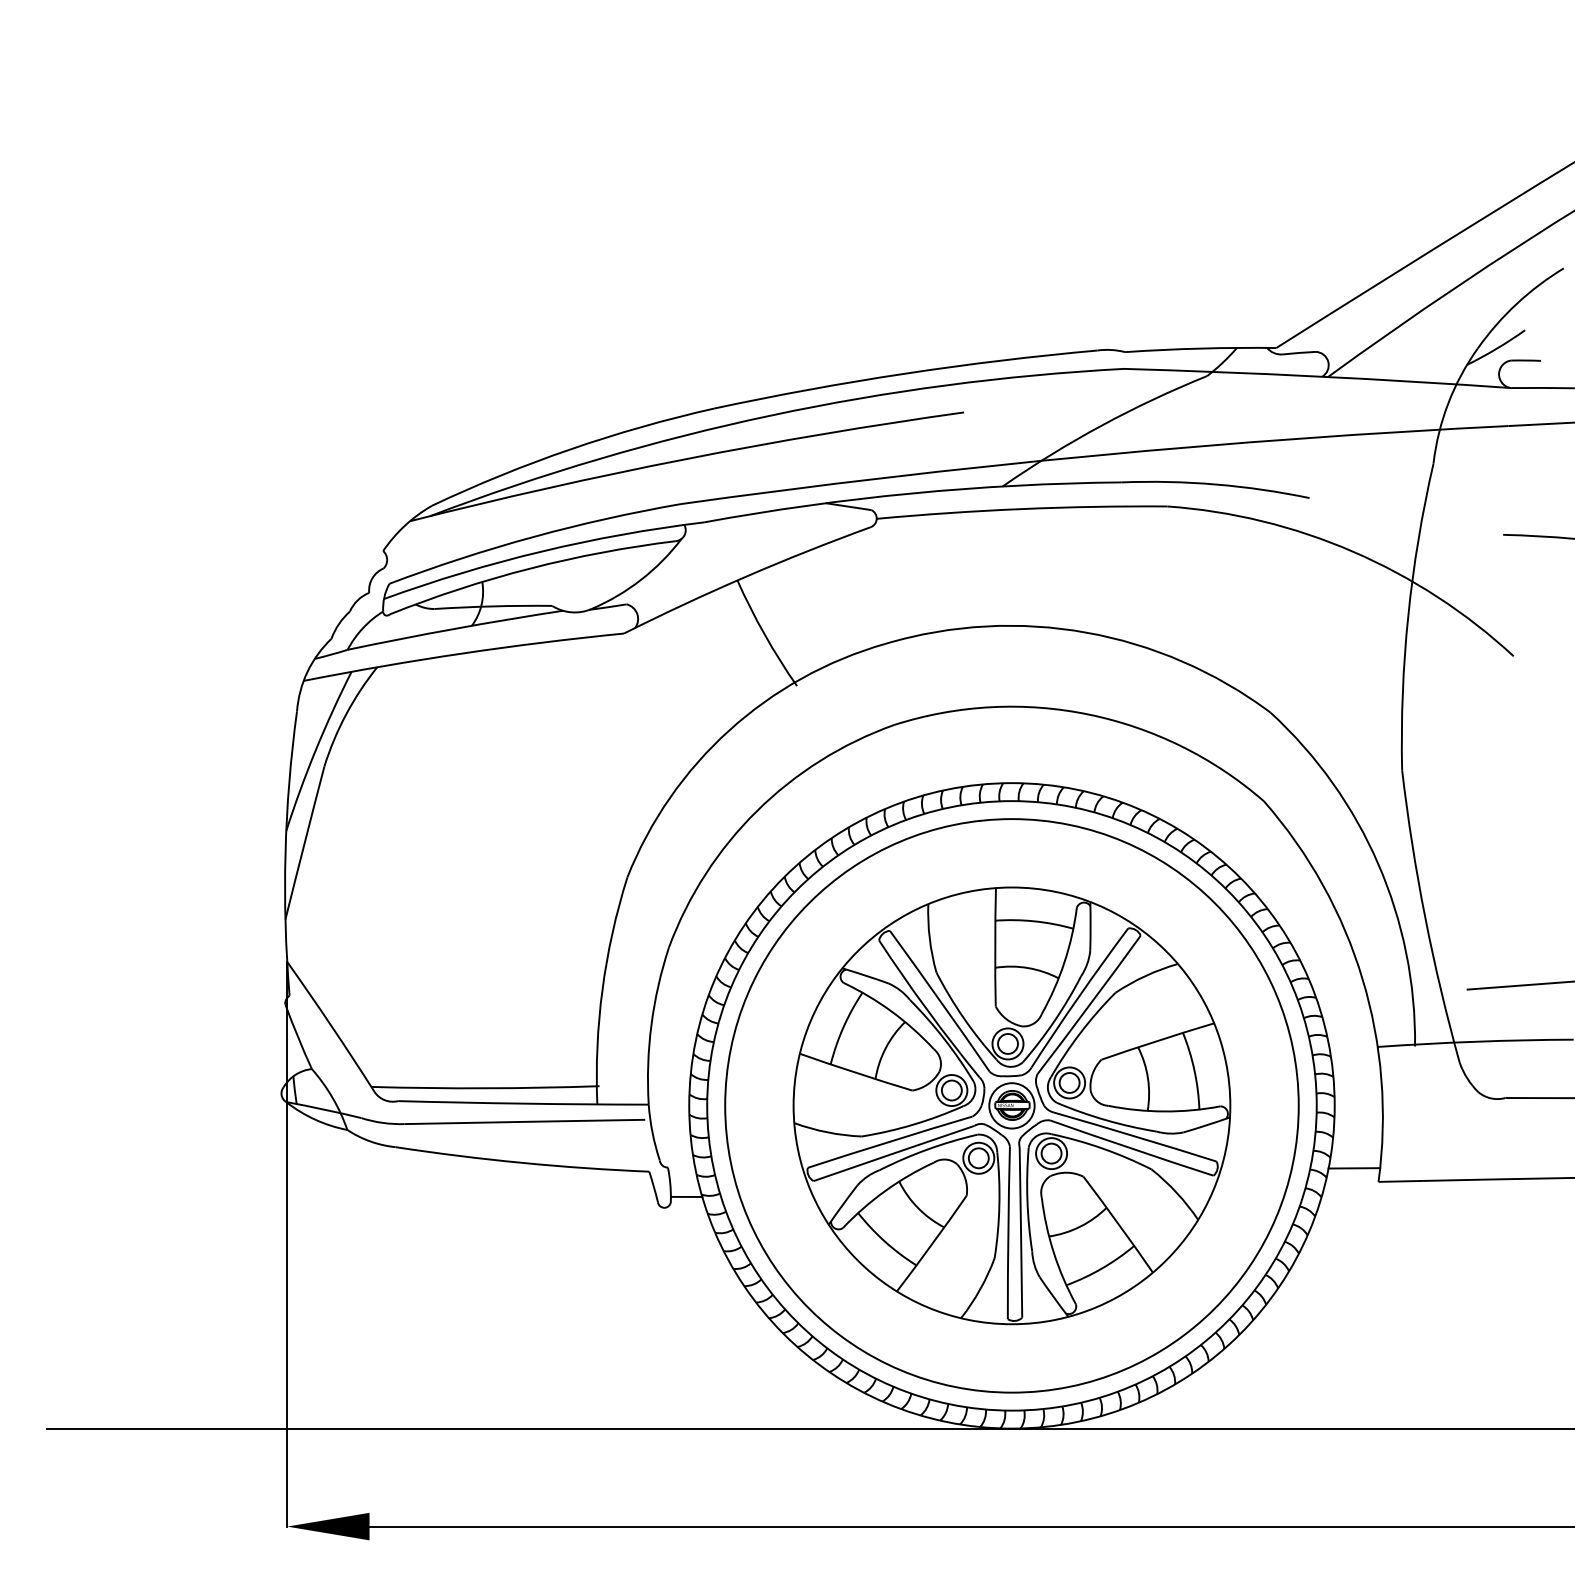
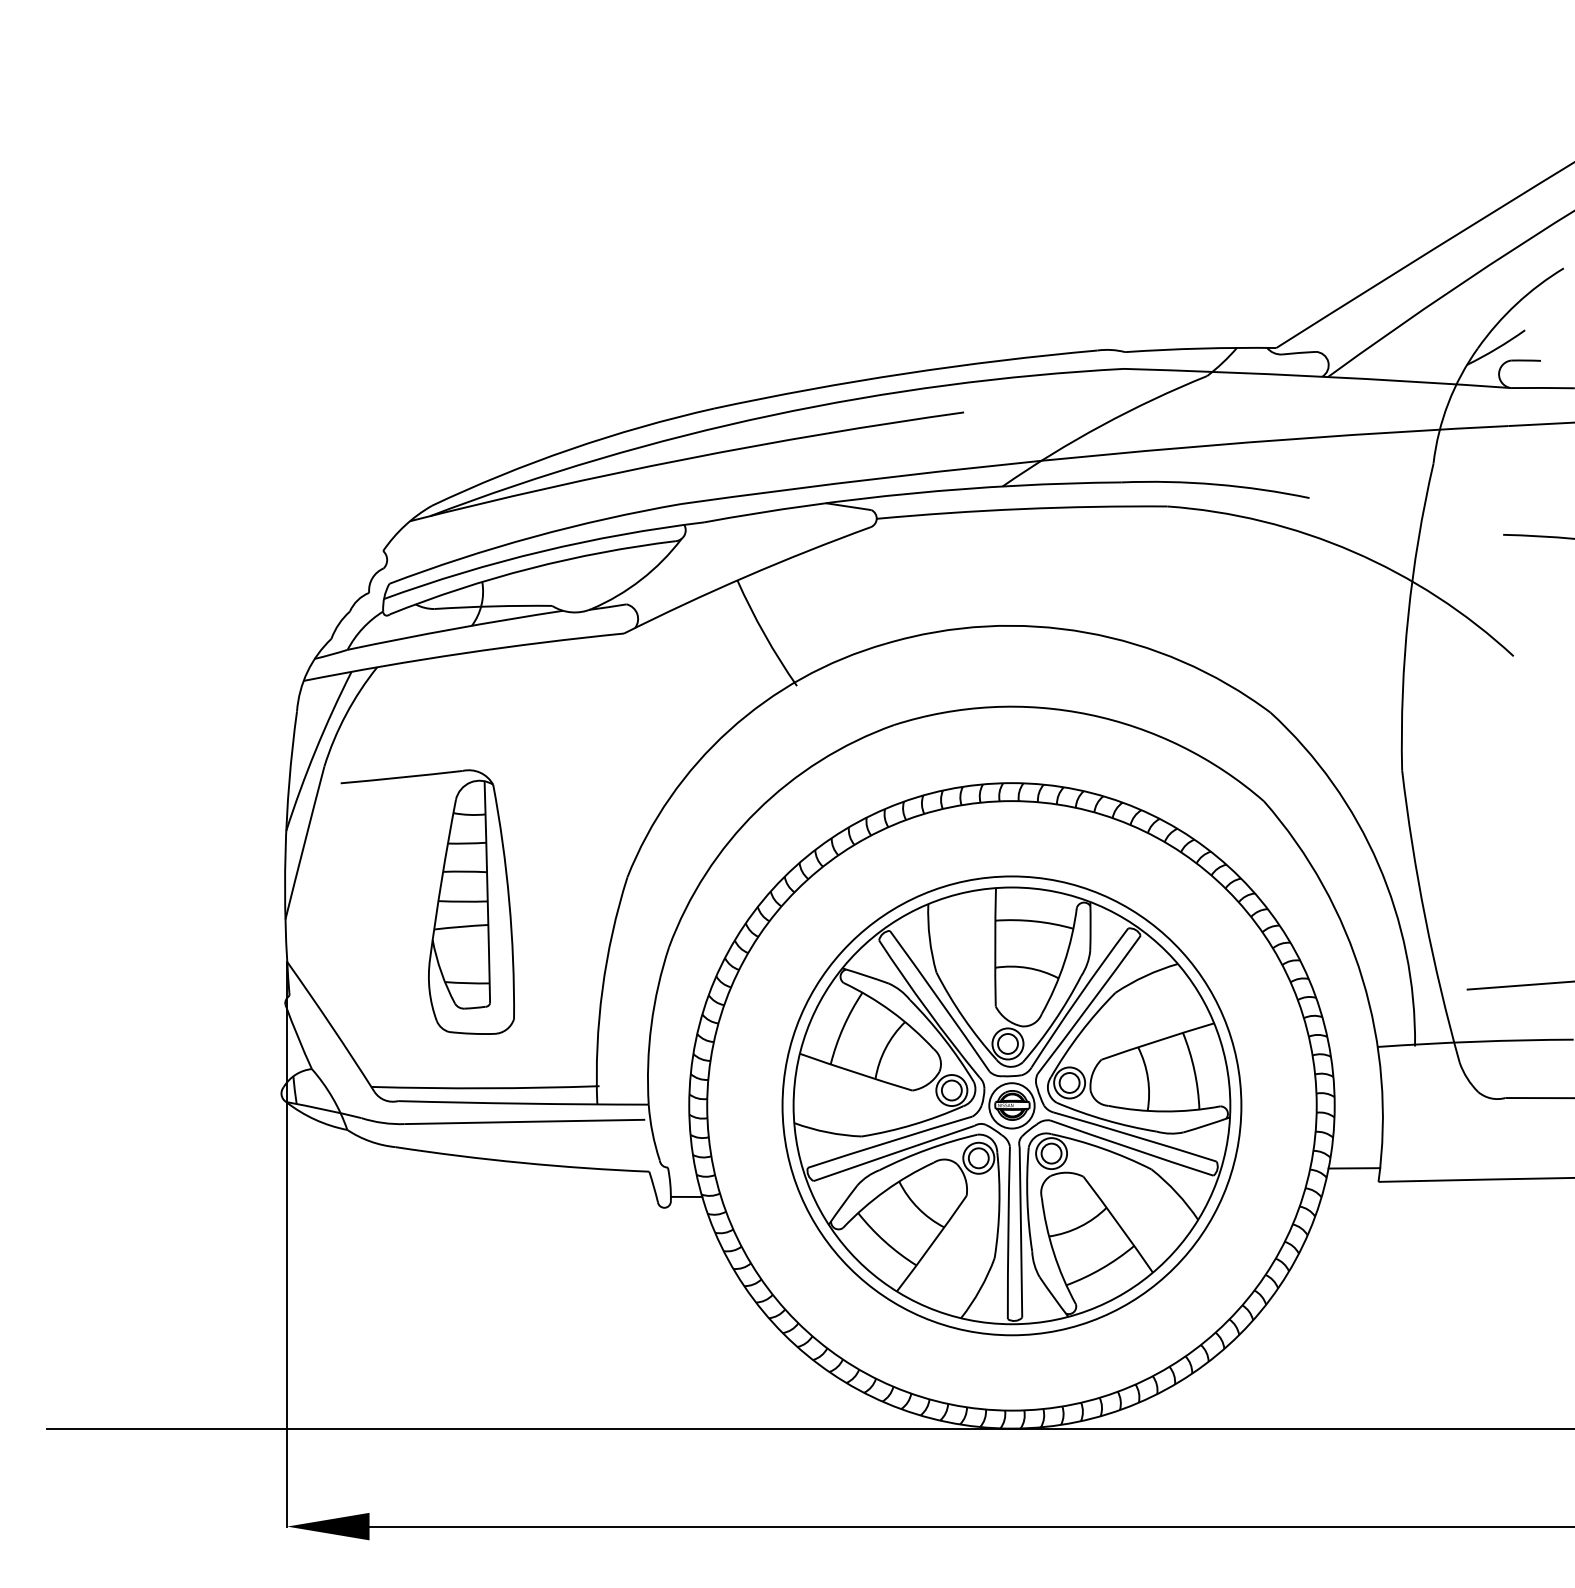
part: none -> present (436, 905)
circle diameter: 574 px -> 459 px (1011, 1105)
